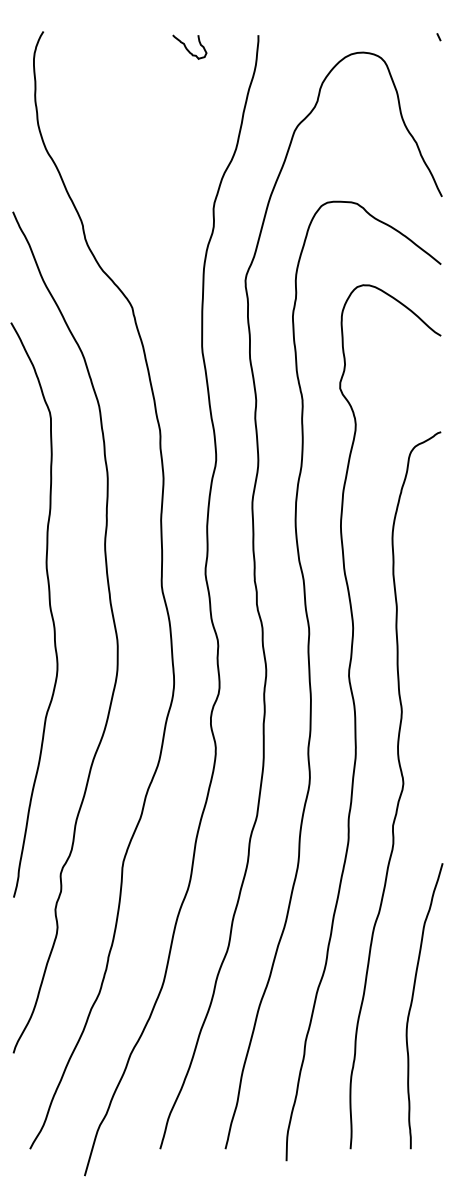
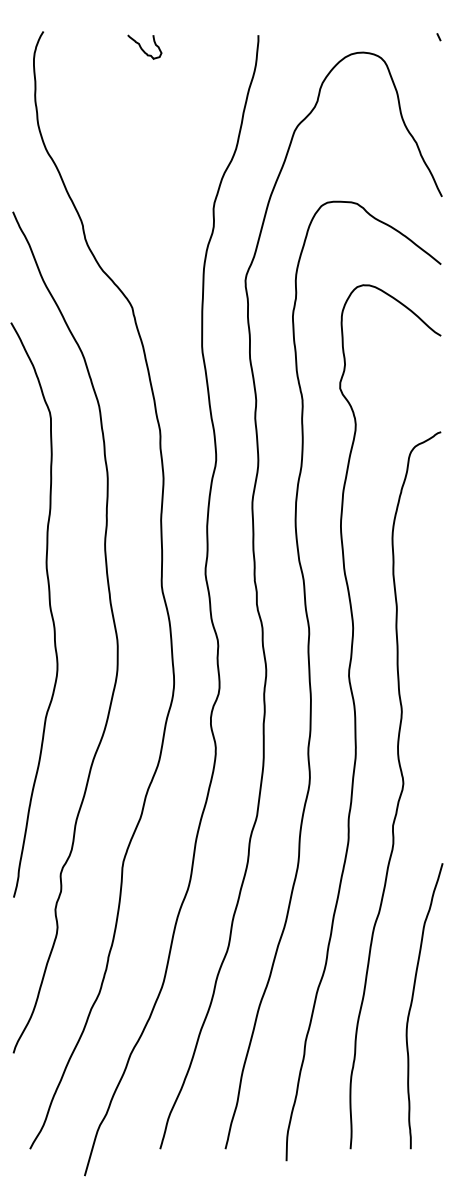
curve position: (187, 48) -> (142, 48) (142, 48)
